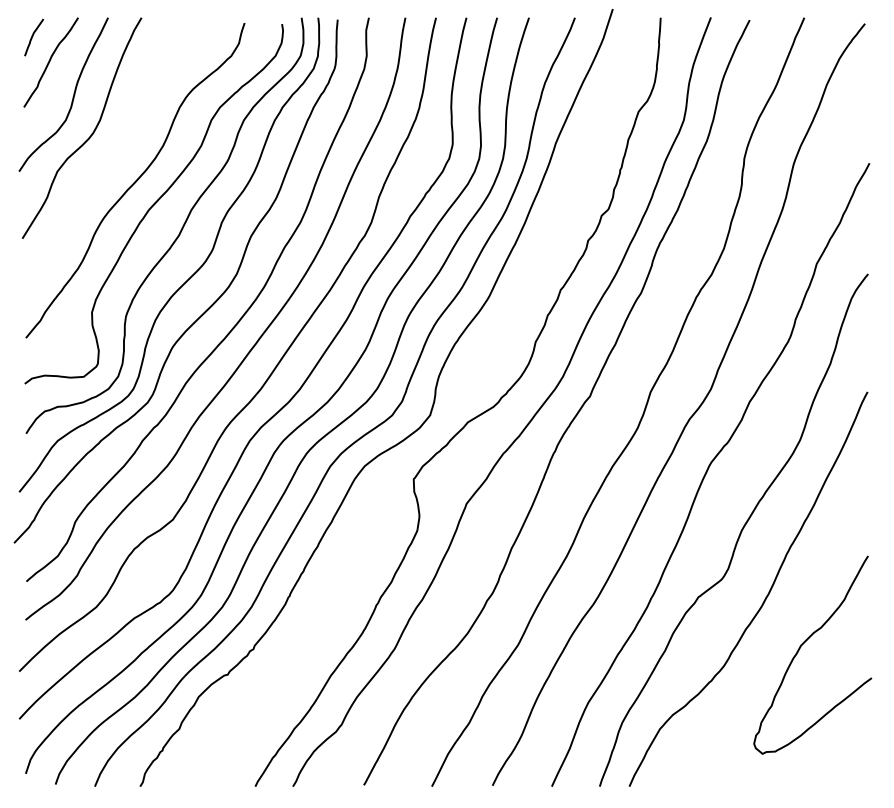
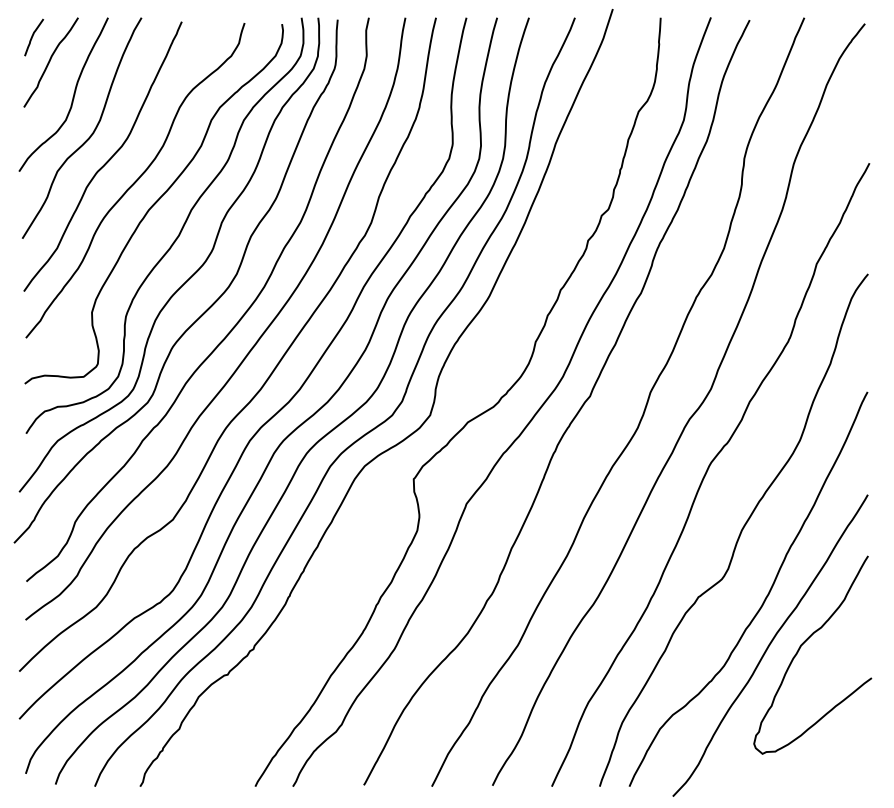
curve: none -> present (107, 160)
curve: none -> present (770, 645)
